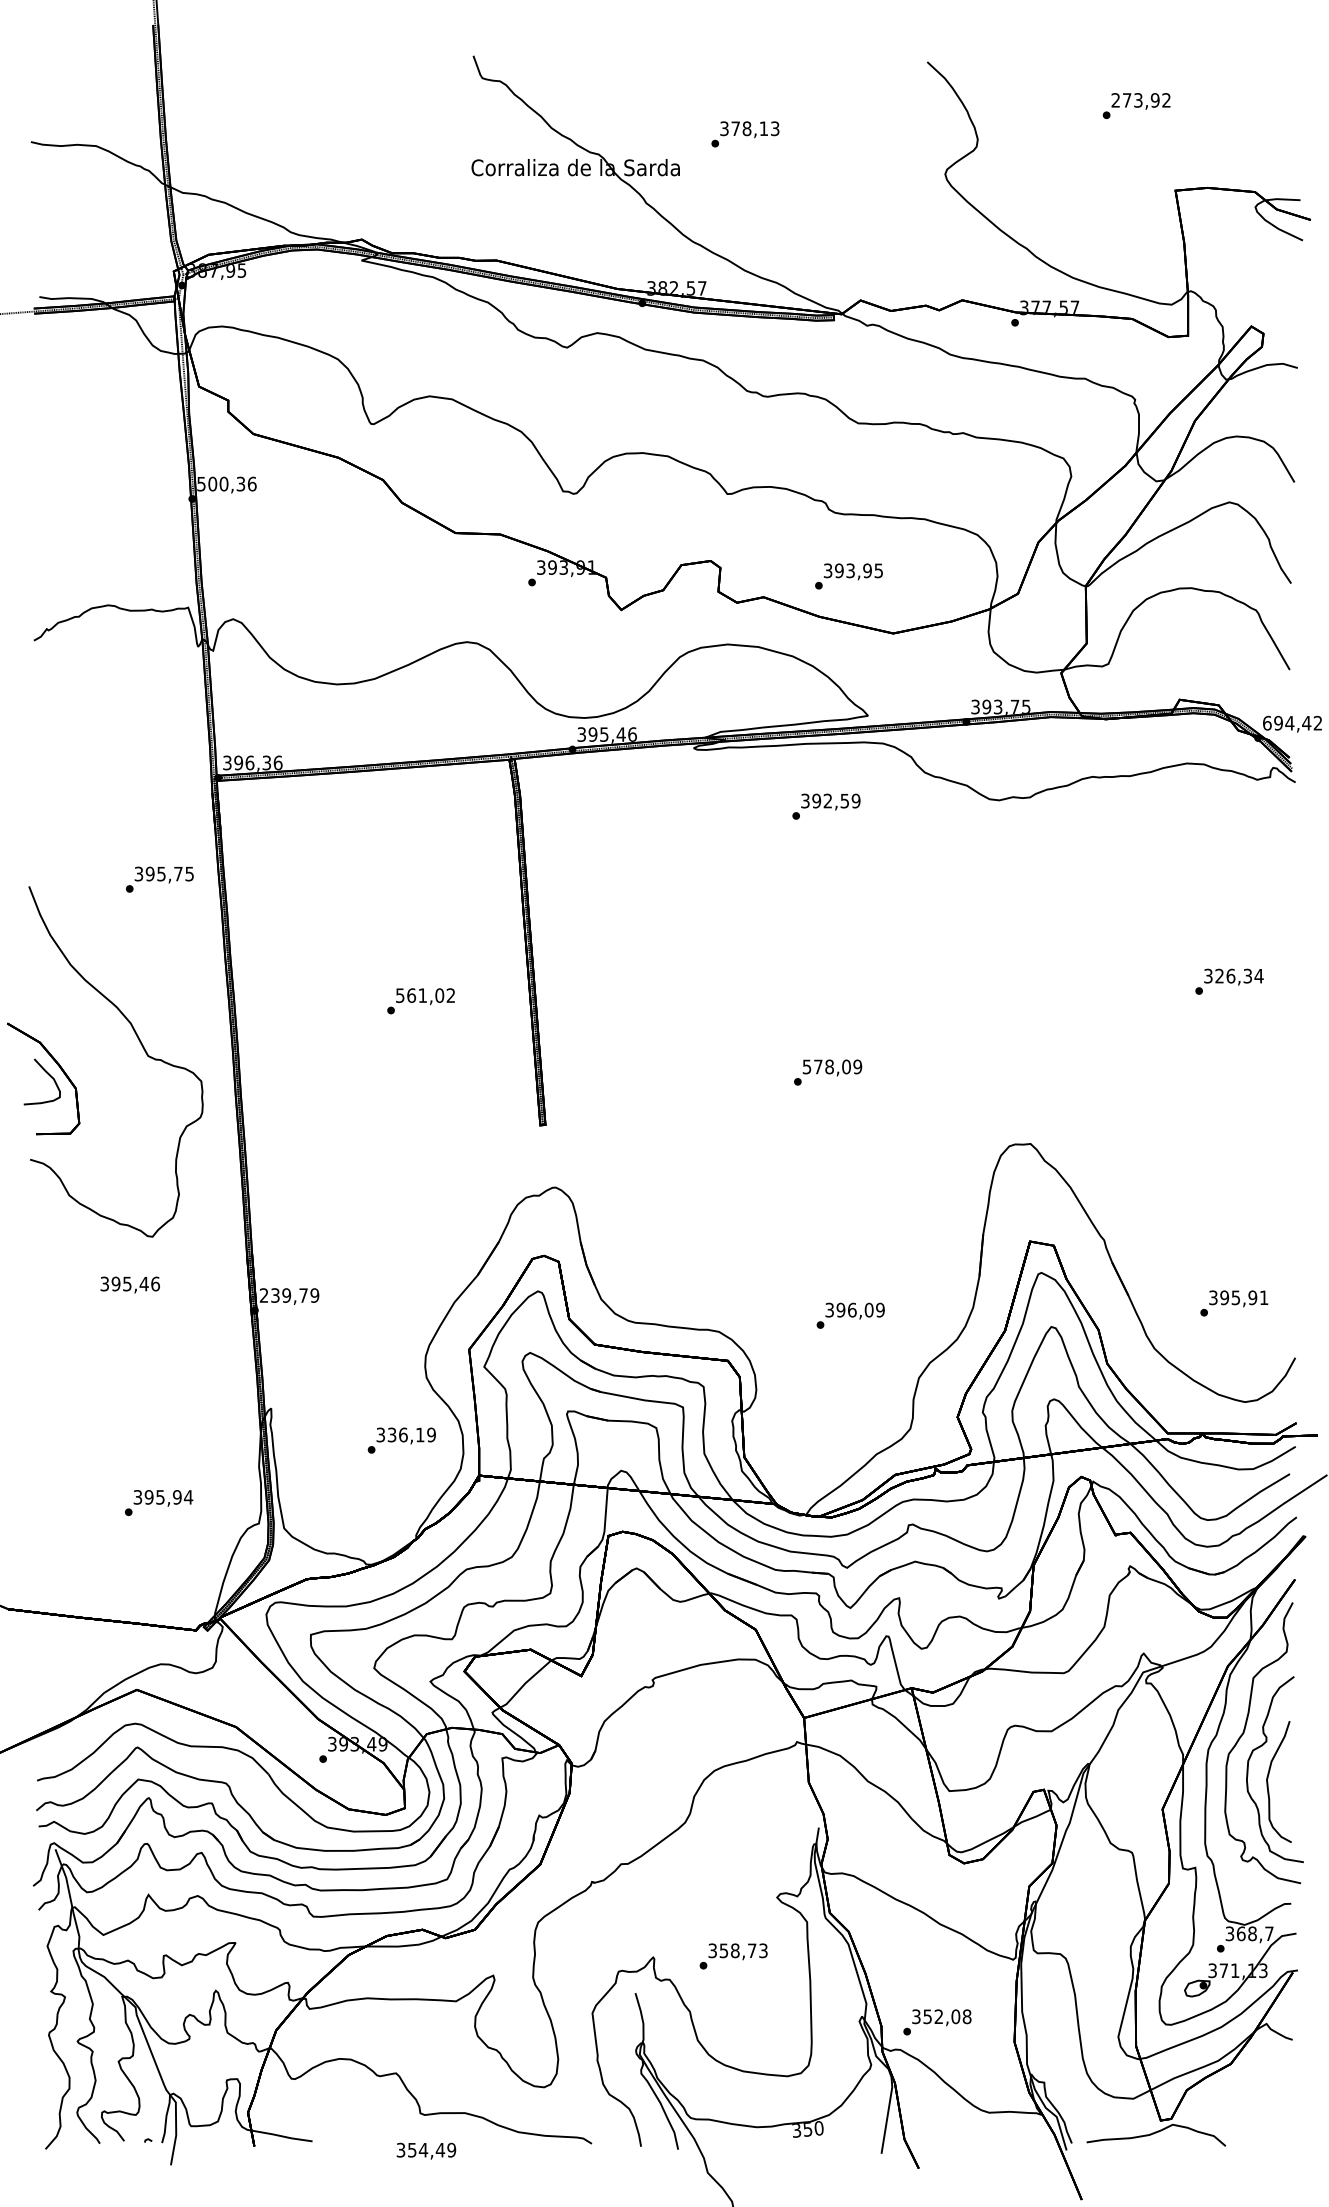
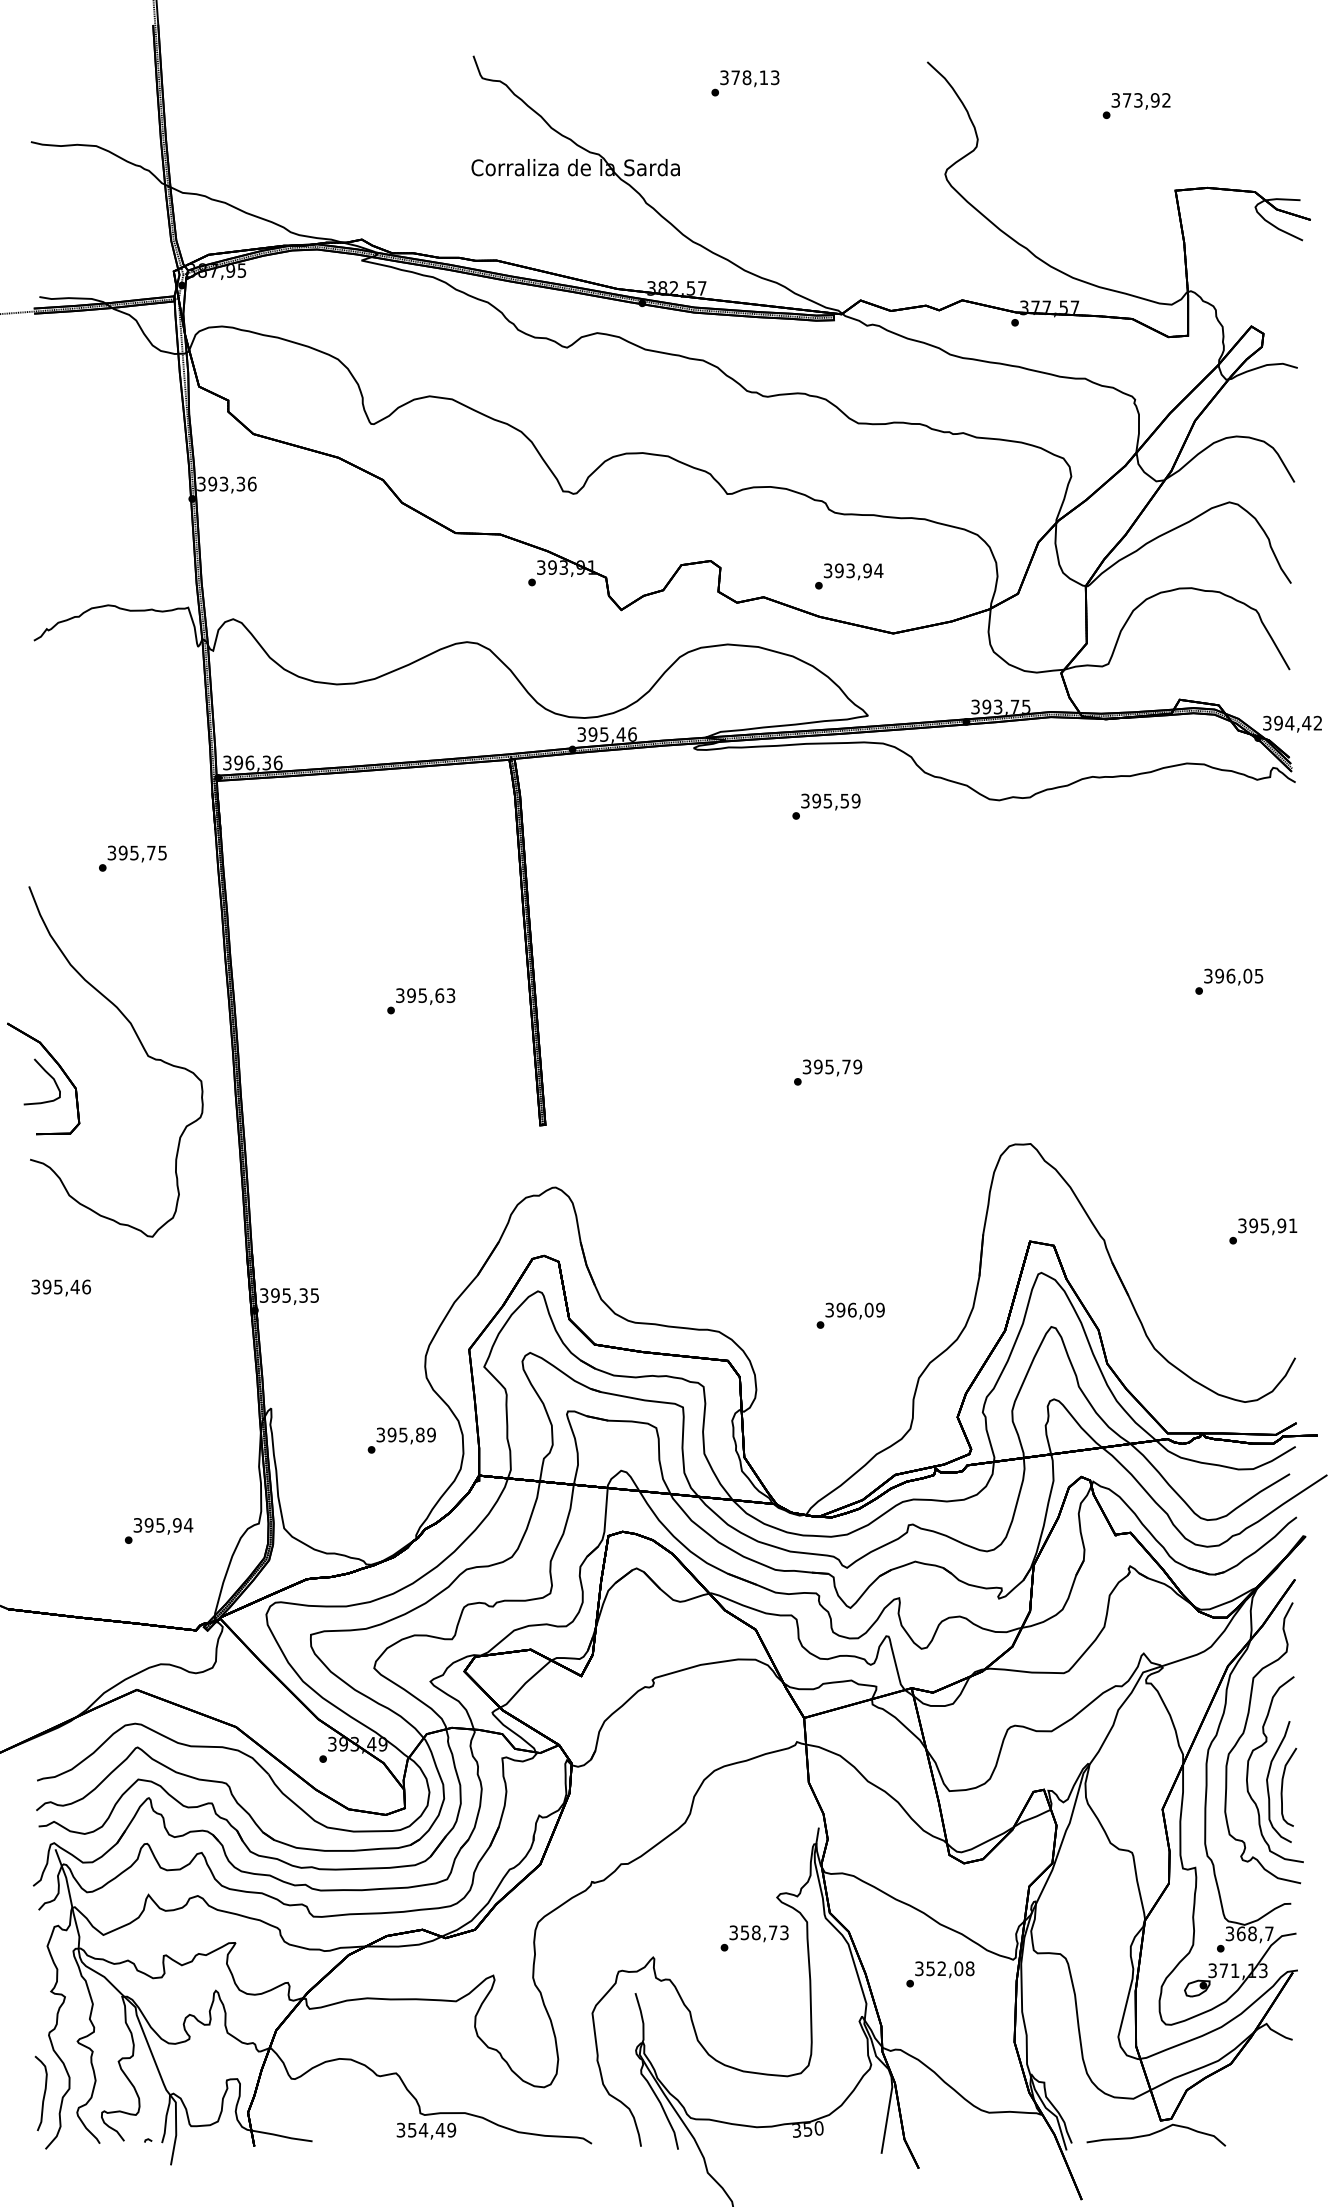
text: 273,92 -> 373,92 (1115, 100)
text position: (745, 134) -> (745, 83) (745, 83)
text: 500,36 -> 393,36 (212, 483)
text: 393,95 -> 393,94 (878, 570)
text: 694,42 -> 394,42 (1267, 722)
text: 392,59 -> 395,59 (827, 800)
text position: (159, 879) -> (132, 858) (132, 858)
text: 326,34 -> 396,05 (1239, 975)
text: 561,02 -> 395,63 (425, 995)
text: 578,09 -> 395,79 (826, 1066)
text position: (129, 1284) -> (60, 1287) (60, 1287)
text: 239,79 -> 395,35 (289, 1295)
text position: (1234, 1303) -> (1263, 1231) (1263, 1231)
text: 336,19 -> 395,89 (405, 1434)
text position: (159, 1502) -> (159, 1530) (159, 1530)
curve: none -> present (1283, 1784)
text position: (733, 1956) -> (754, 1938) (754, 1938)
text position: (937, 2022) -> (940, 1974) (940, 1974)
curve: none -> present (43, 2093)
text position: (426, 2150) -> (426, 2130) (426, 2130)
